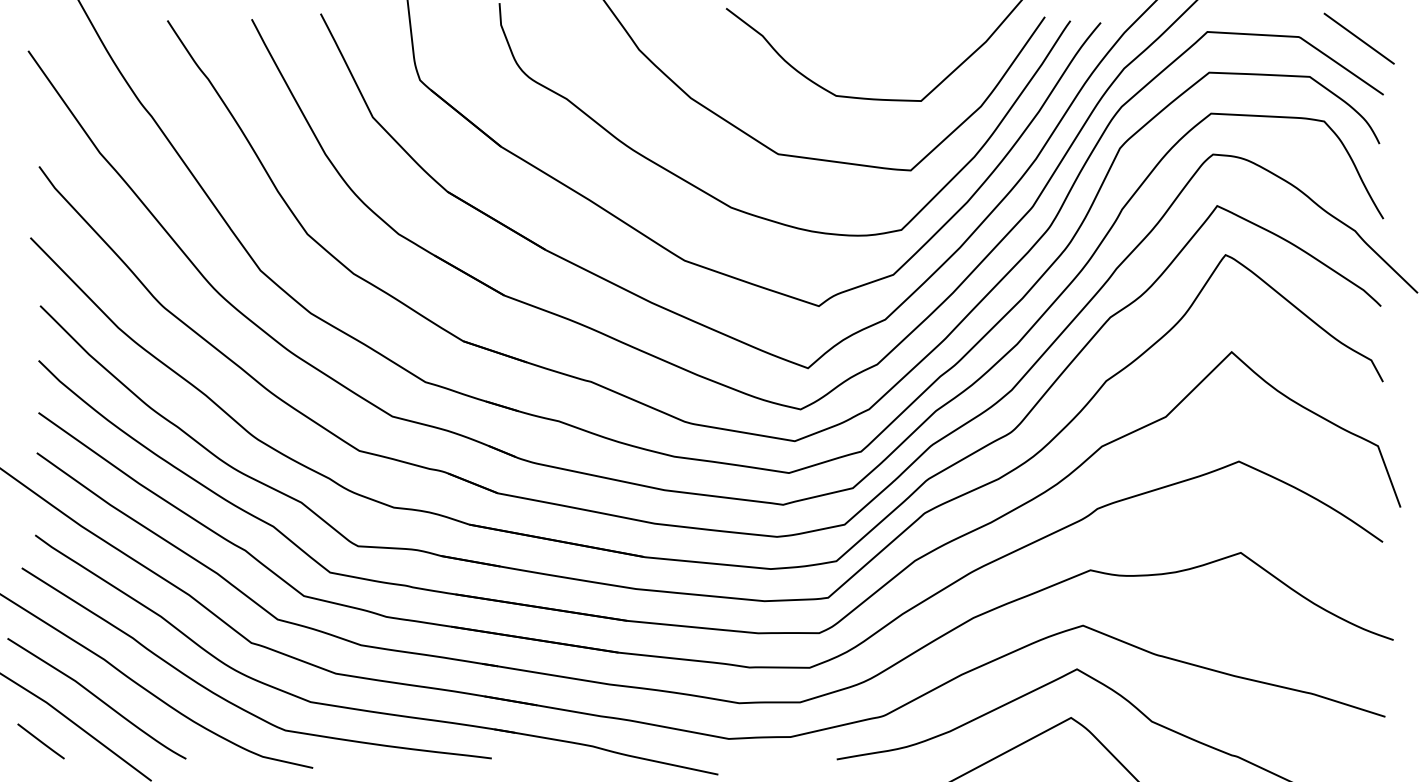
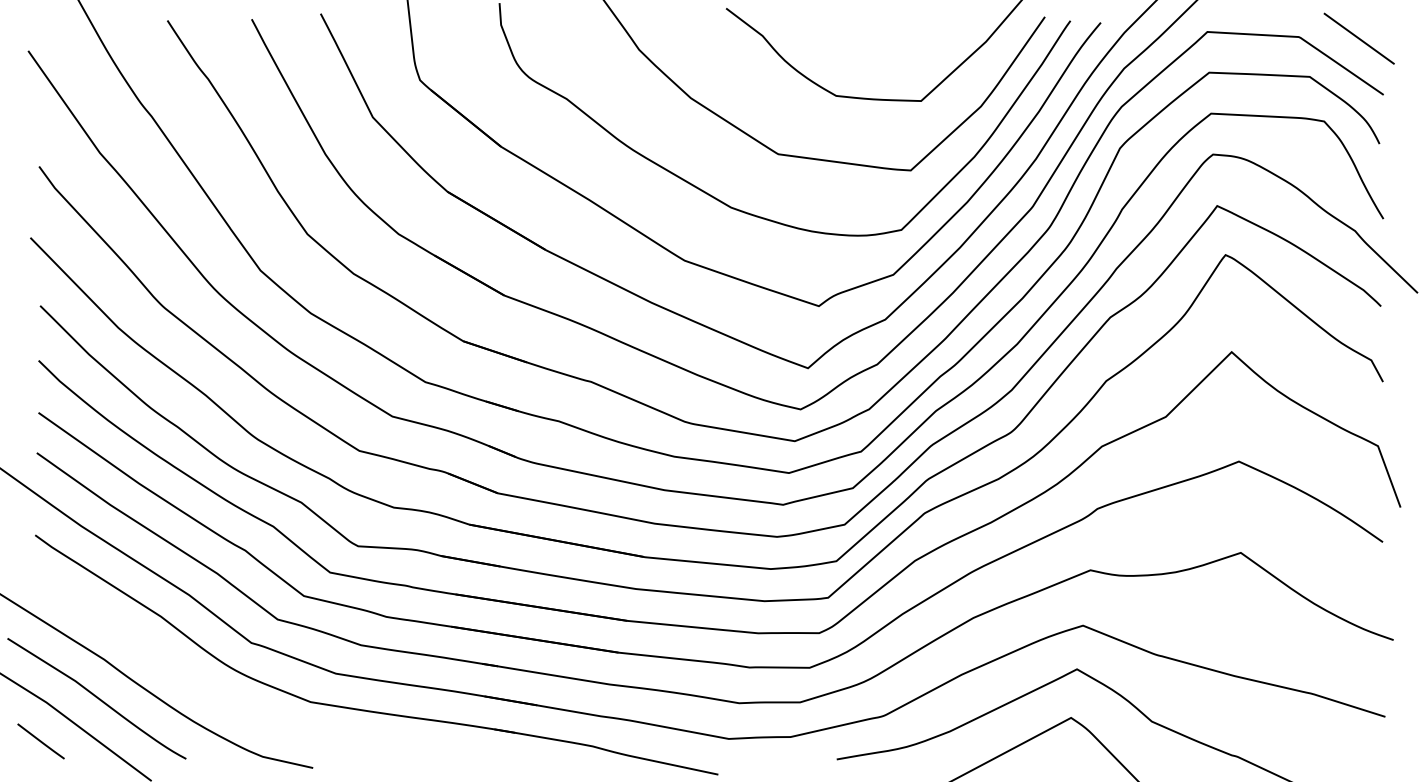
curve: present -> none (236, 704)
